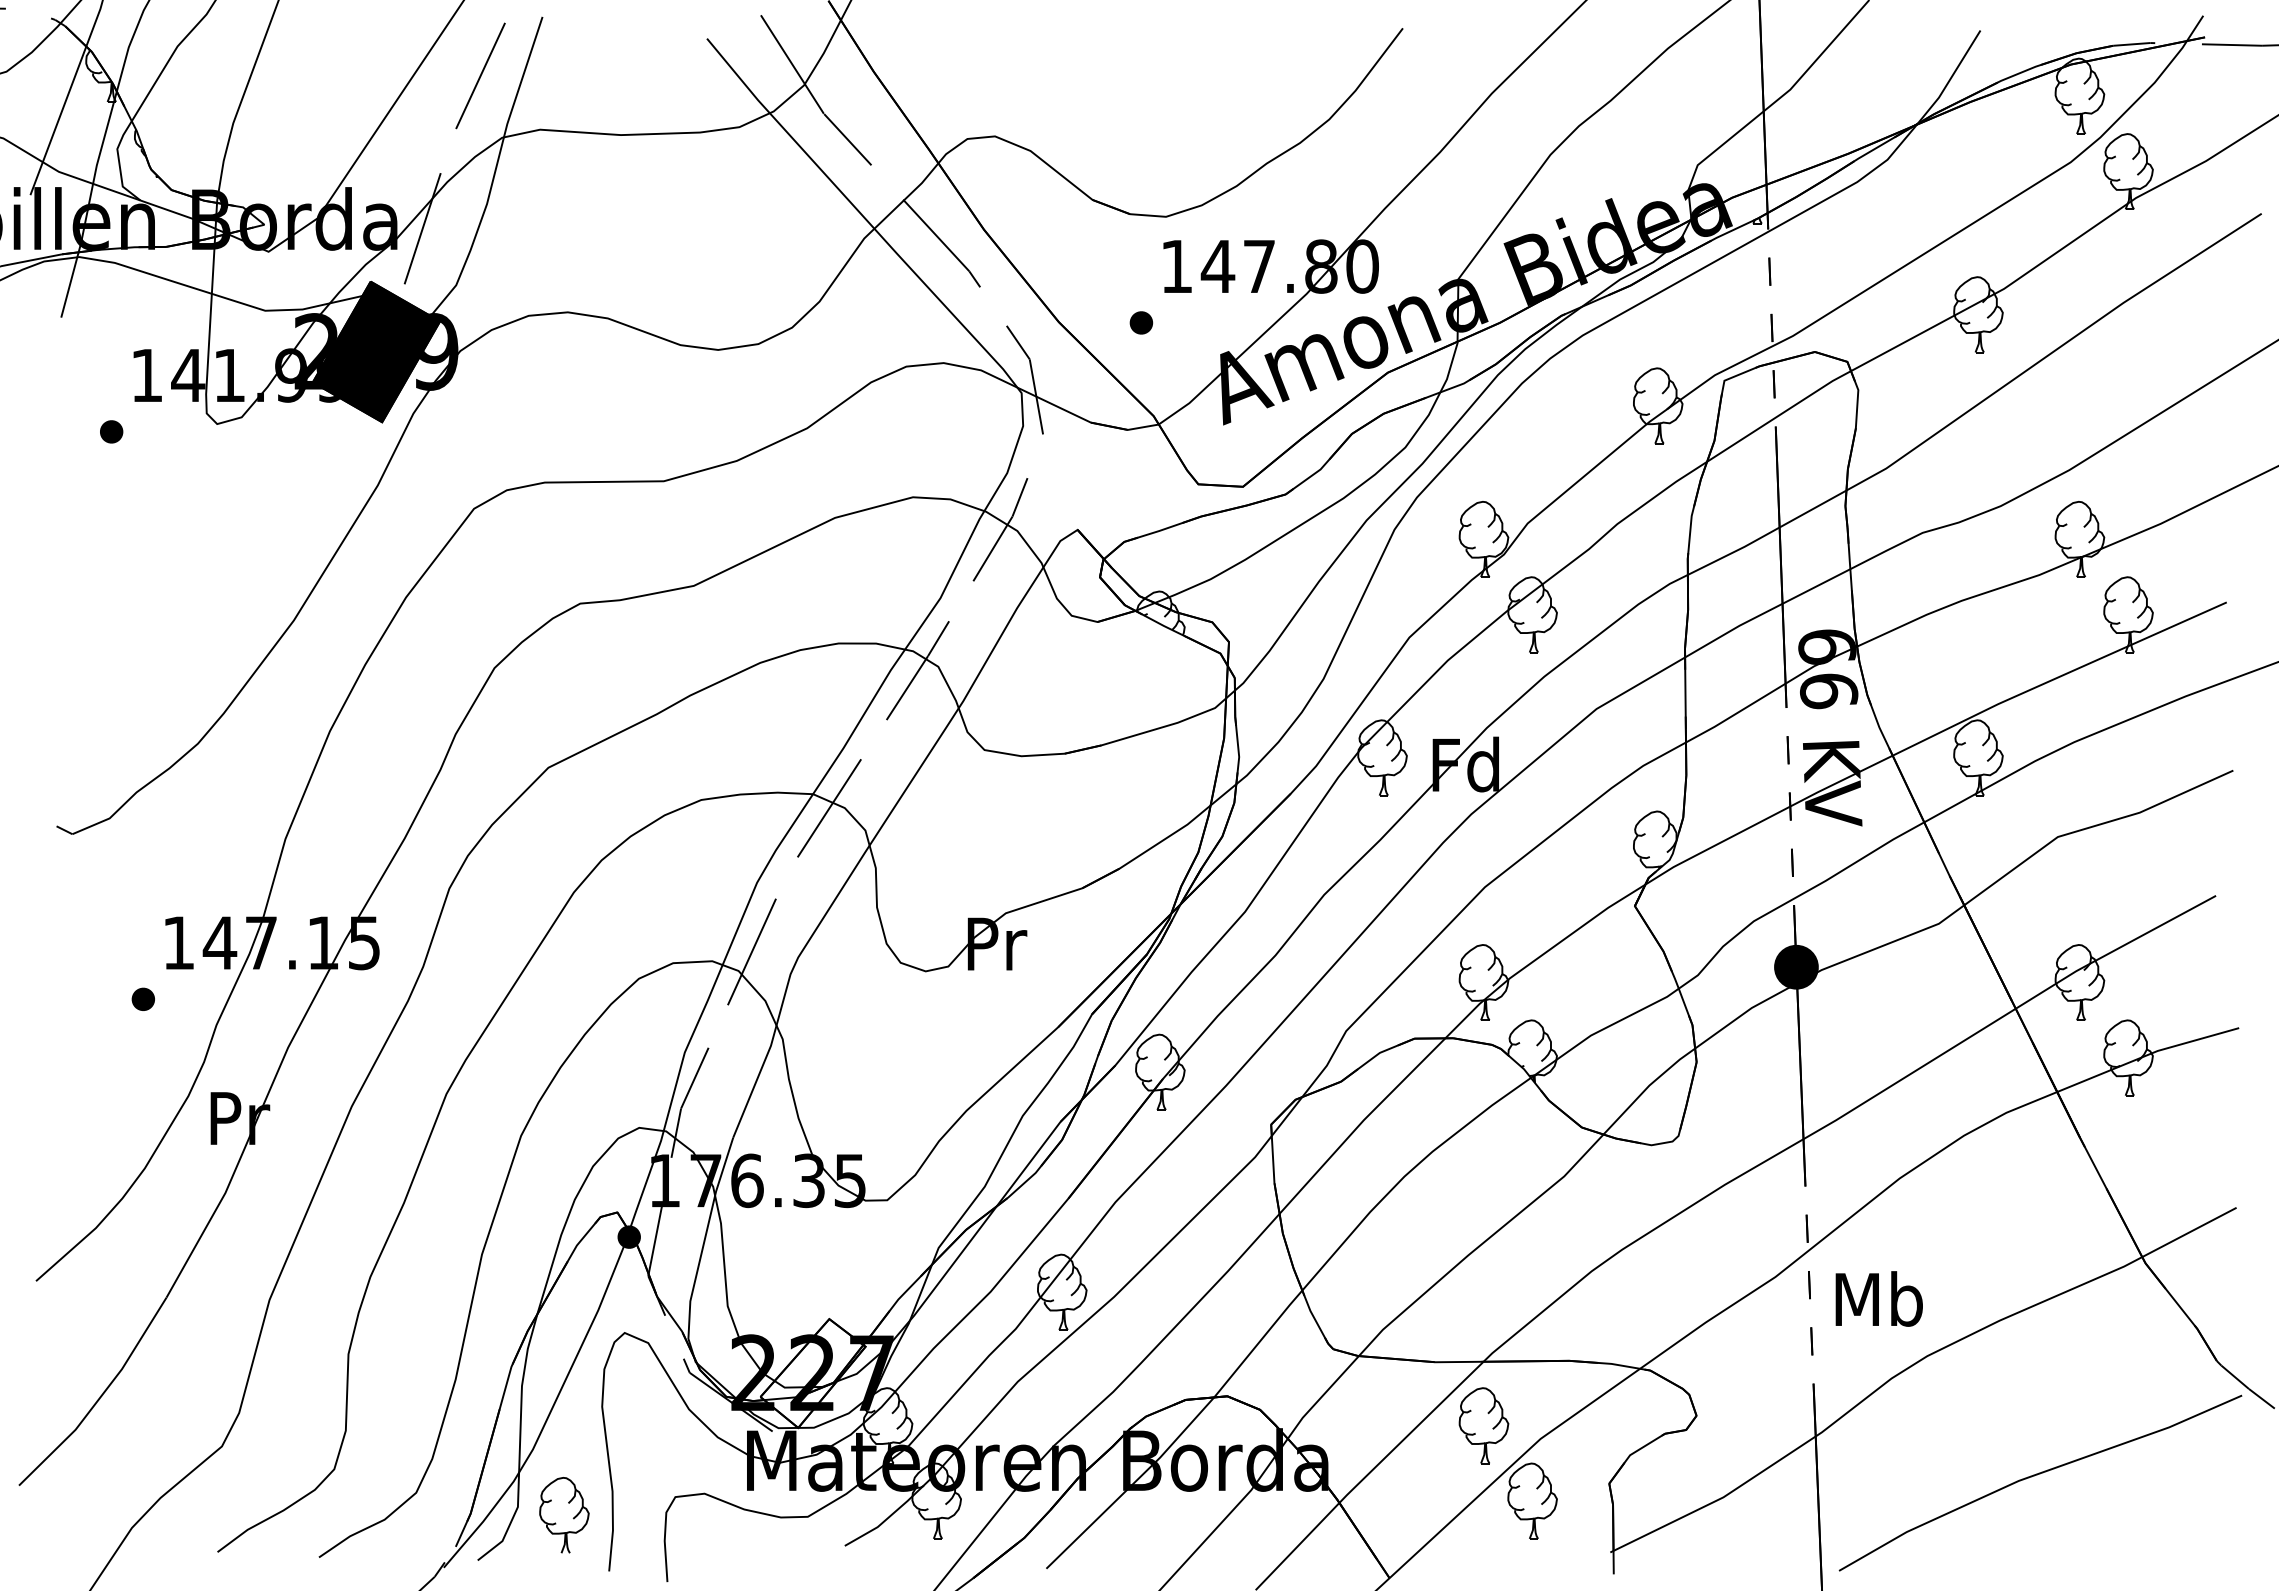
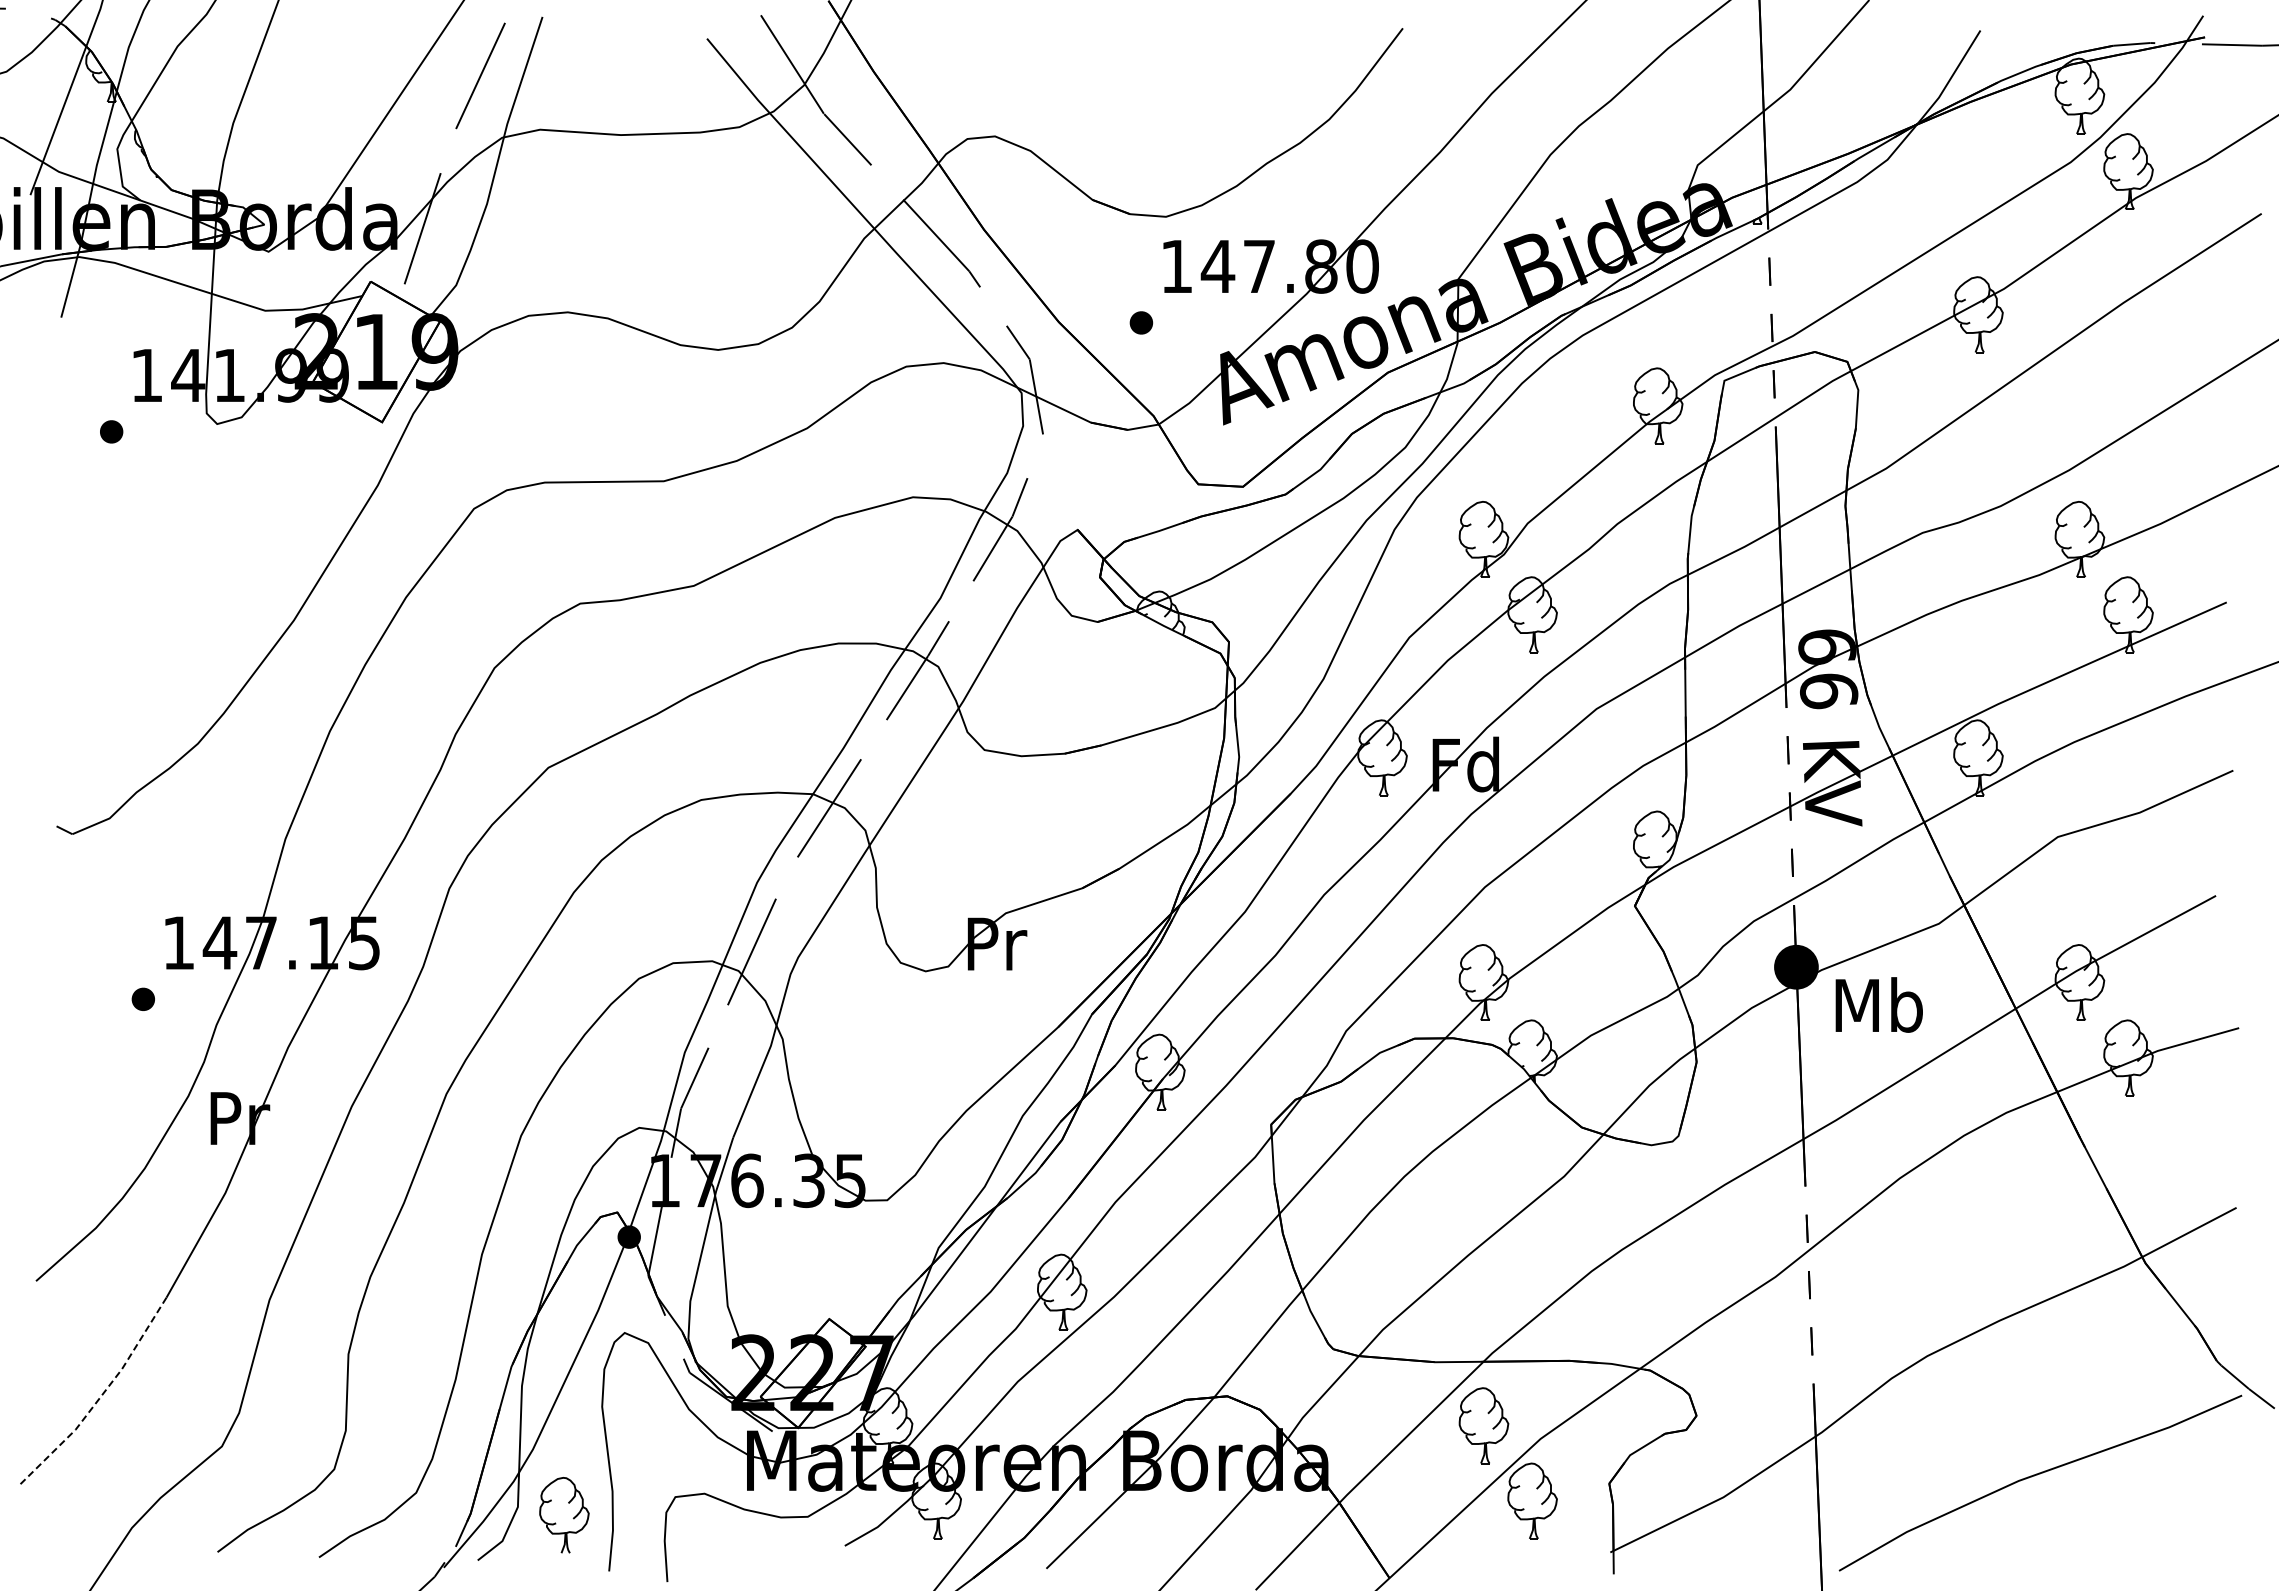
fill: present -> none (376, 351)
text position: (1878, 1298) -> (1878, 1004) (1878, 1004)
line: solid -> dashed (100, 1397)
